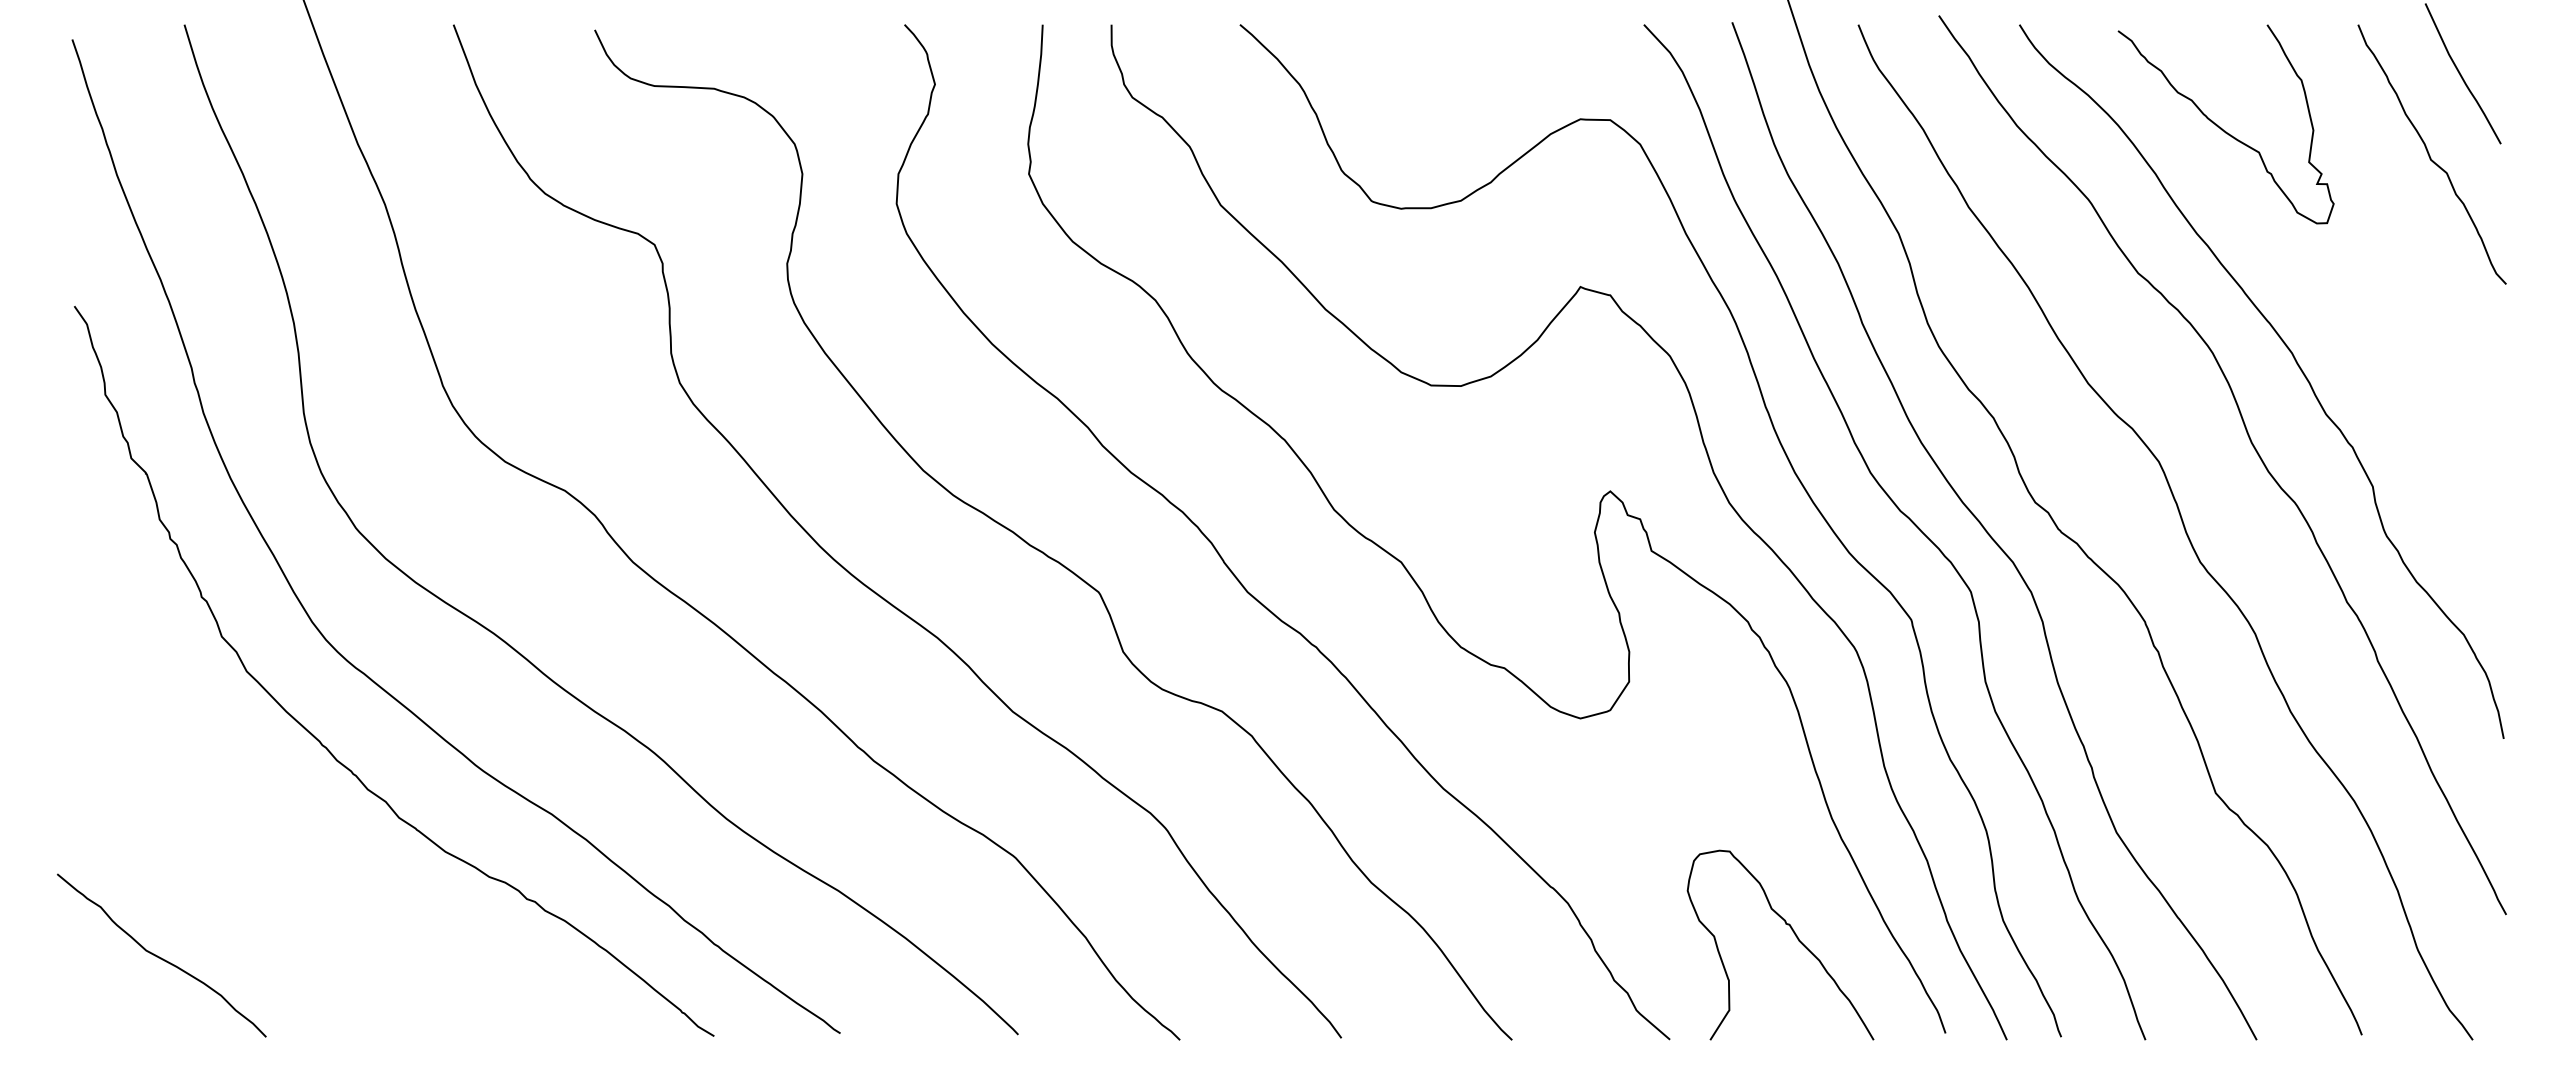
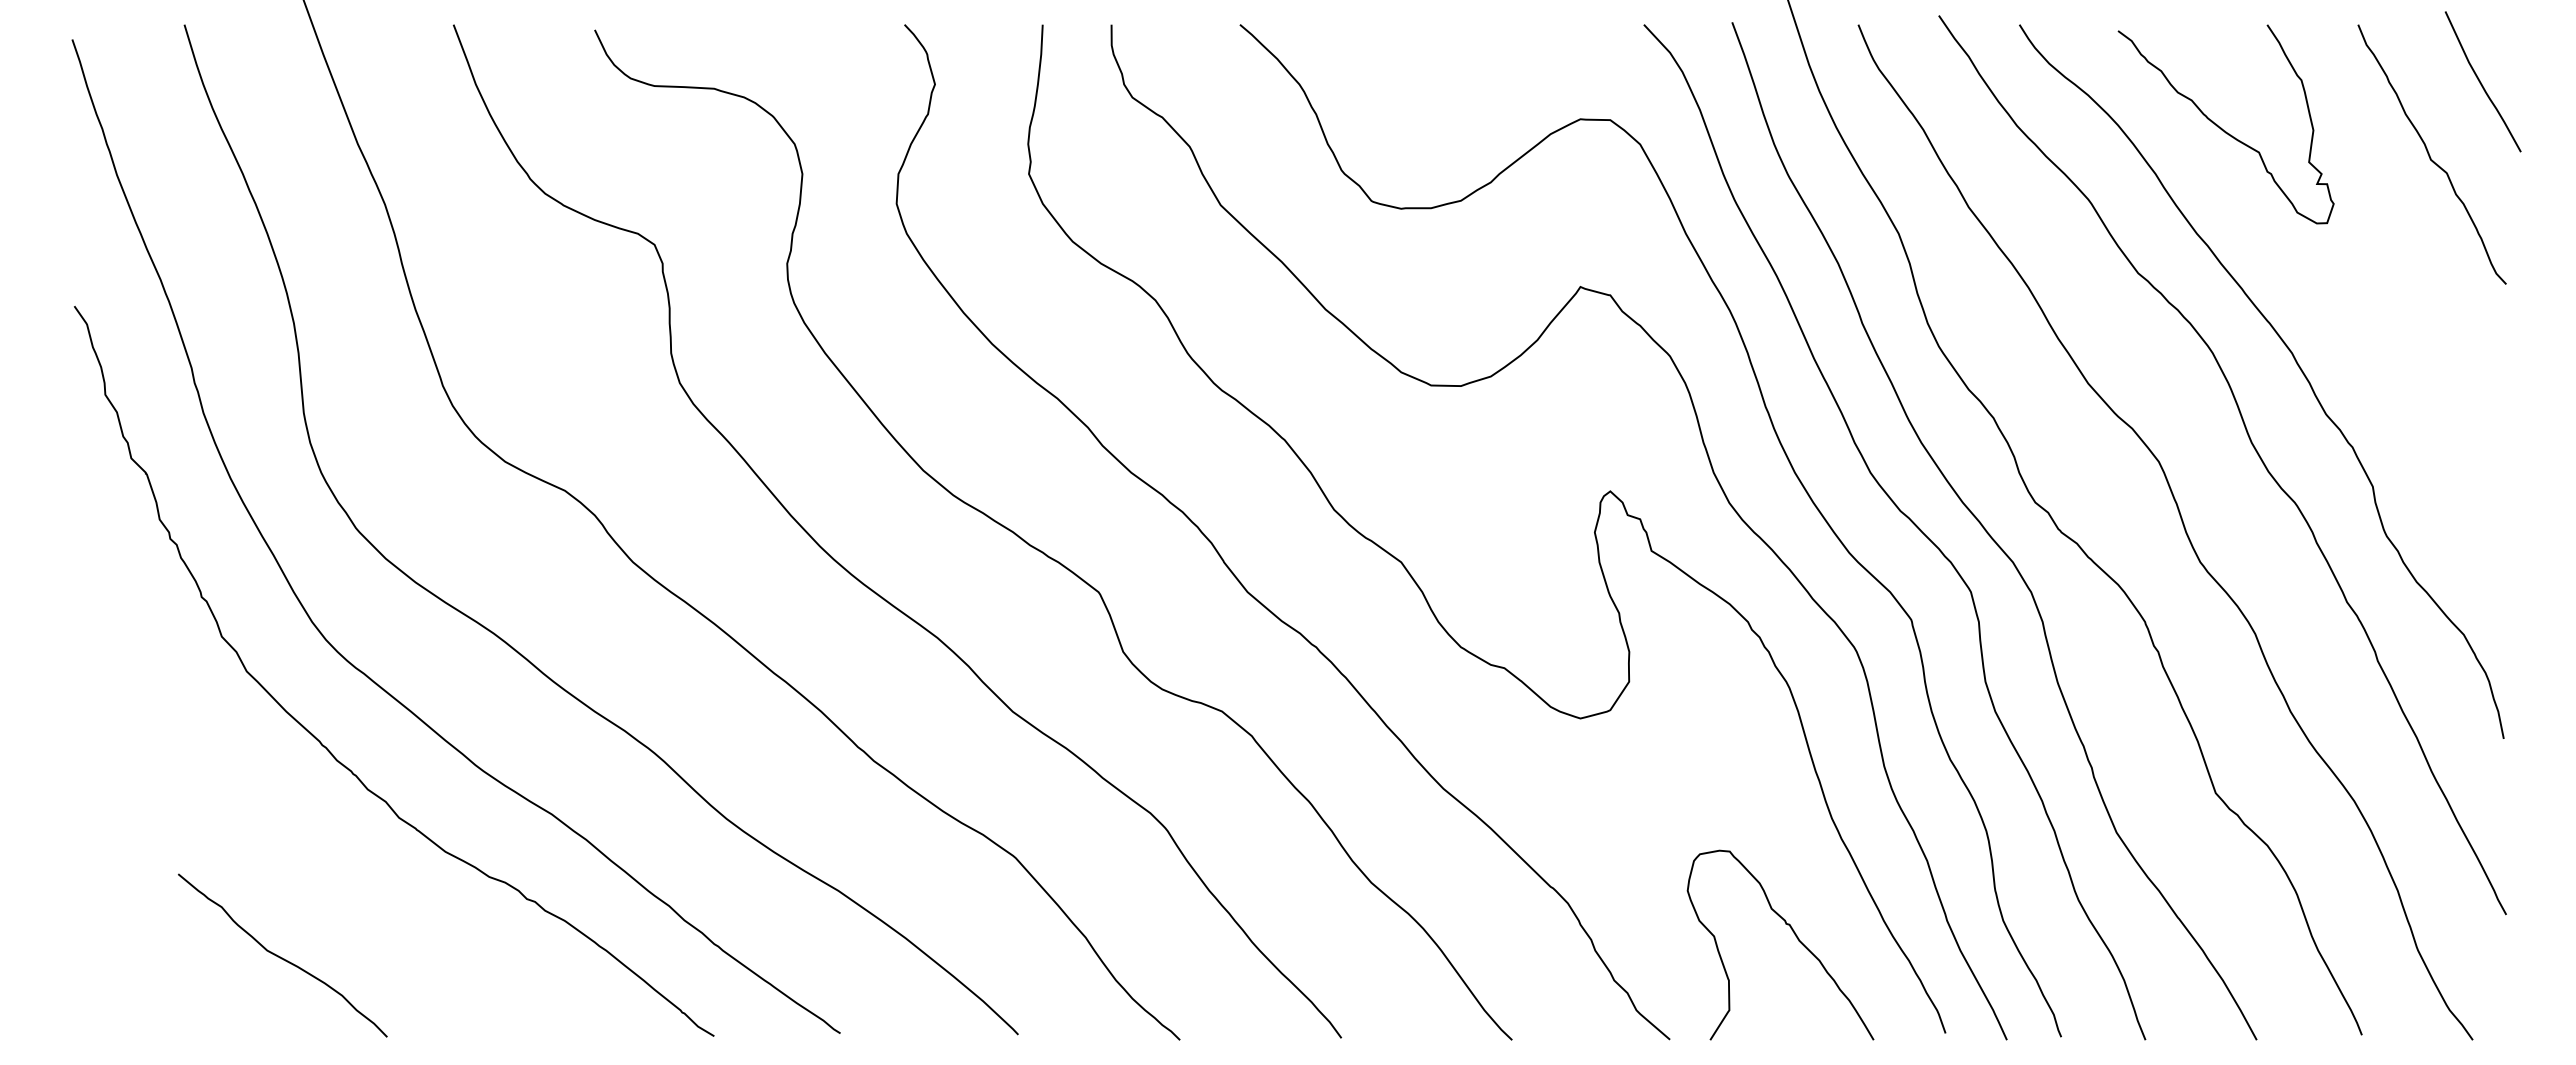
curve position: (2461, 74) -> (2481, 82) (2481, 82)
curve position: (161, 957) -> (282, 957) (282, 957)
